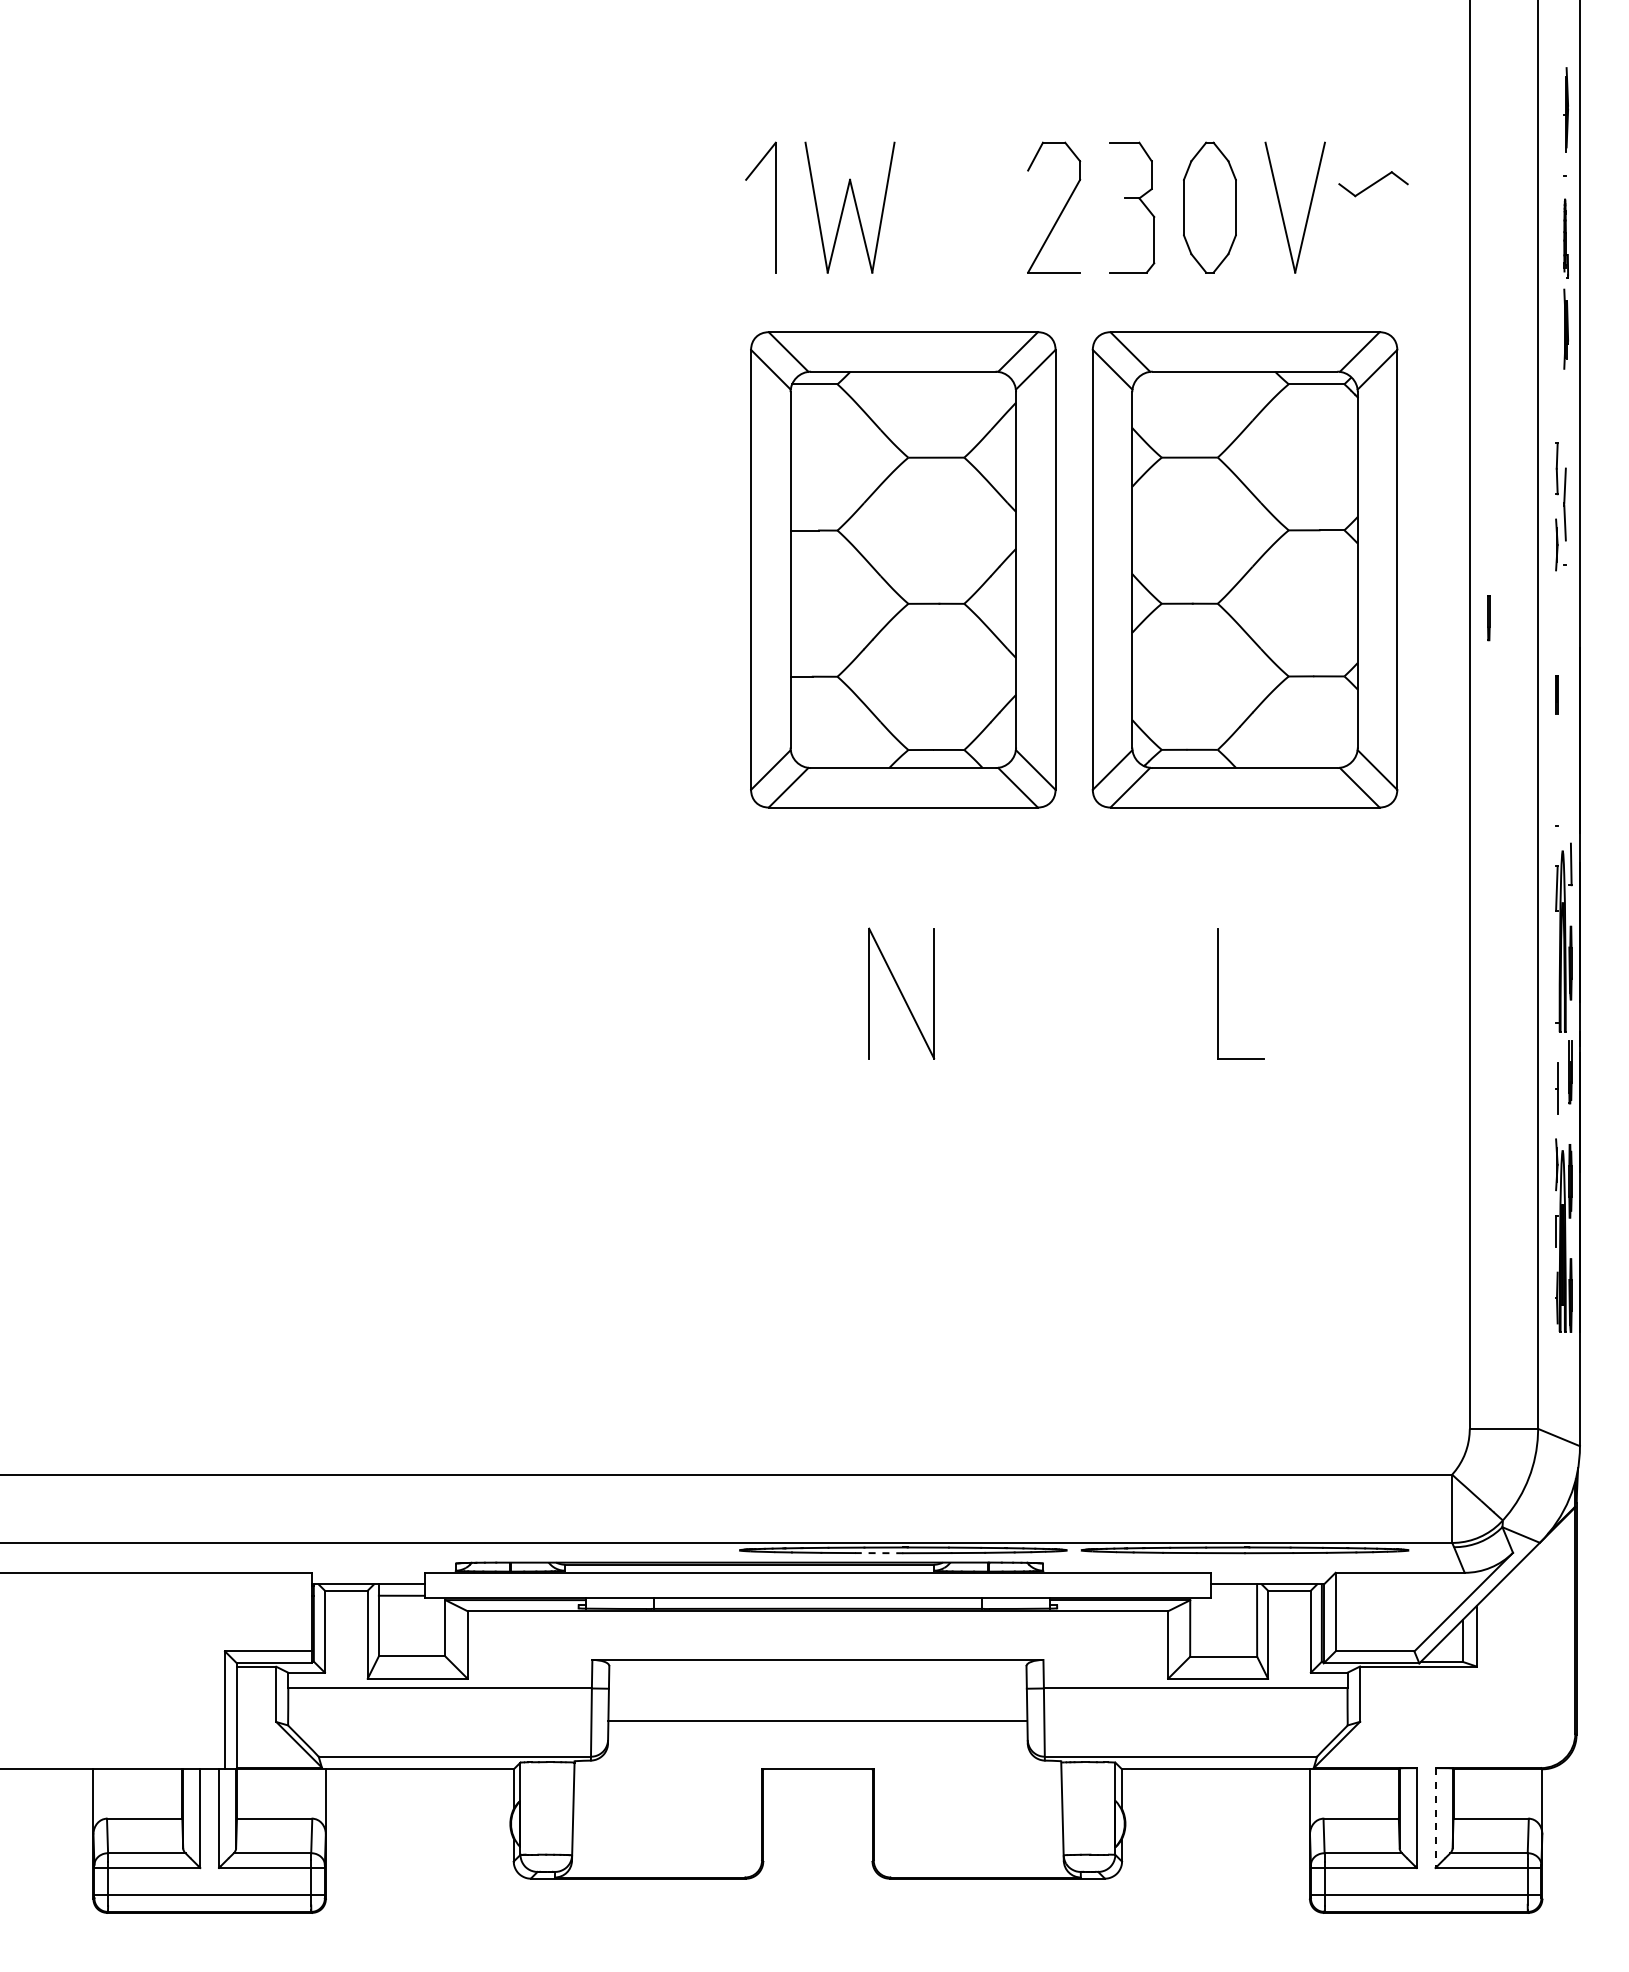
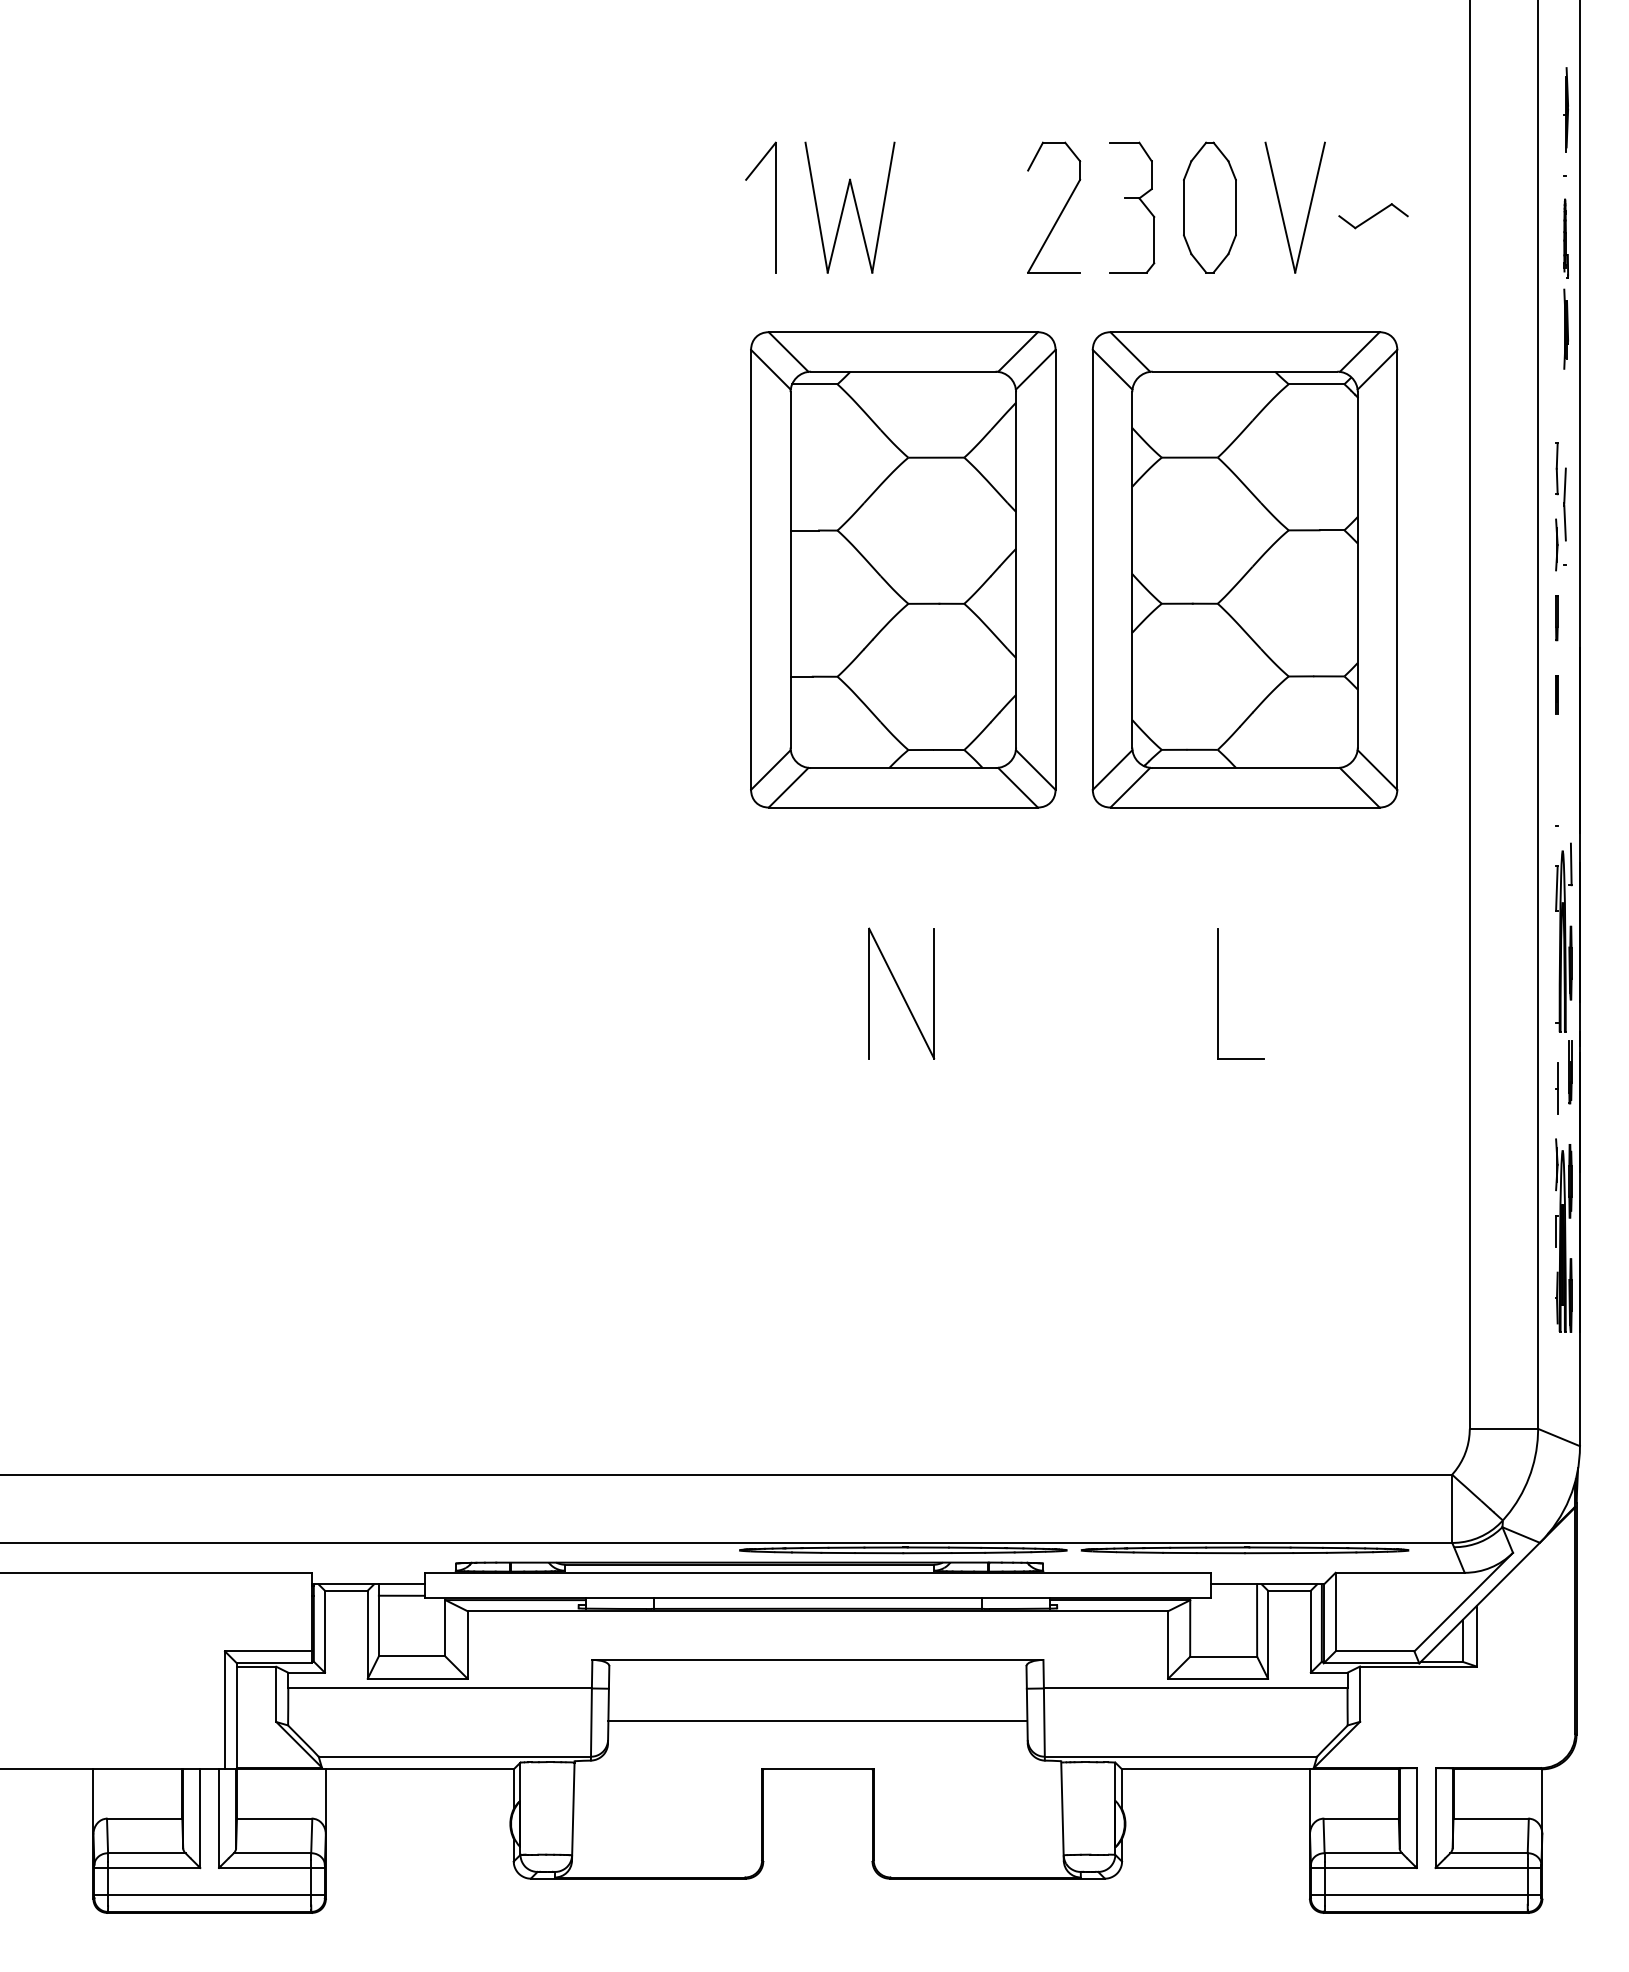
part position: (1373, 184) -> (1373, 216) (1373, 216)
line position: (1488, 618) -> (1556, 618) (1556, 618)
line: dashed -> solid (878, 1553)
line: dashed -> solid (1435, 1818)
